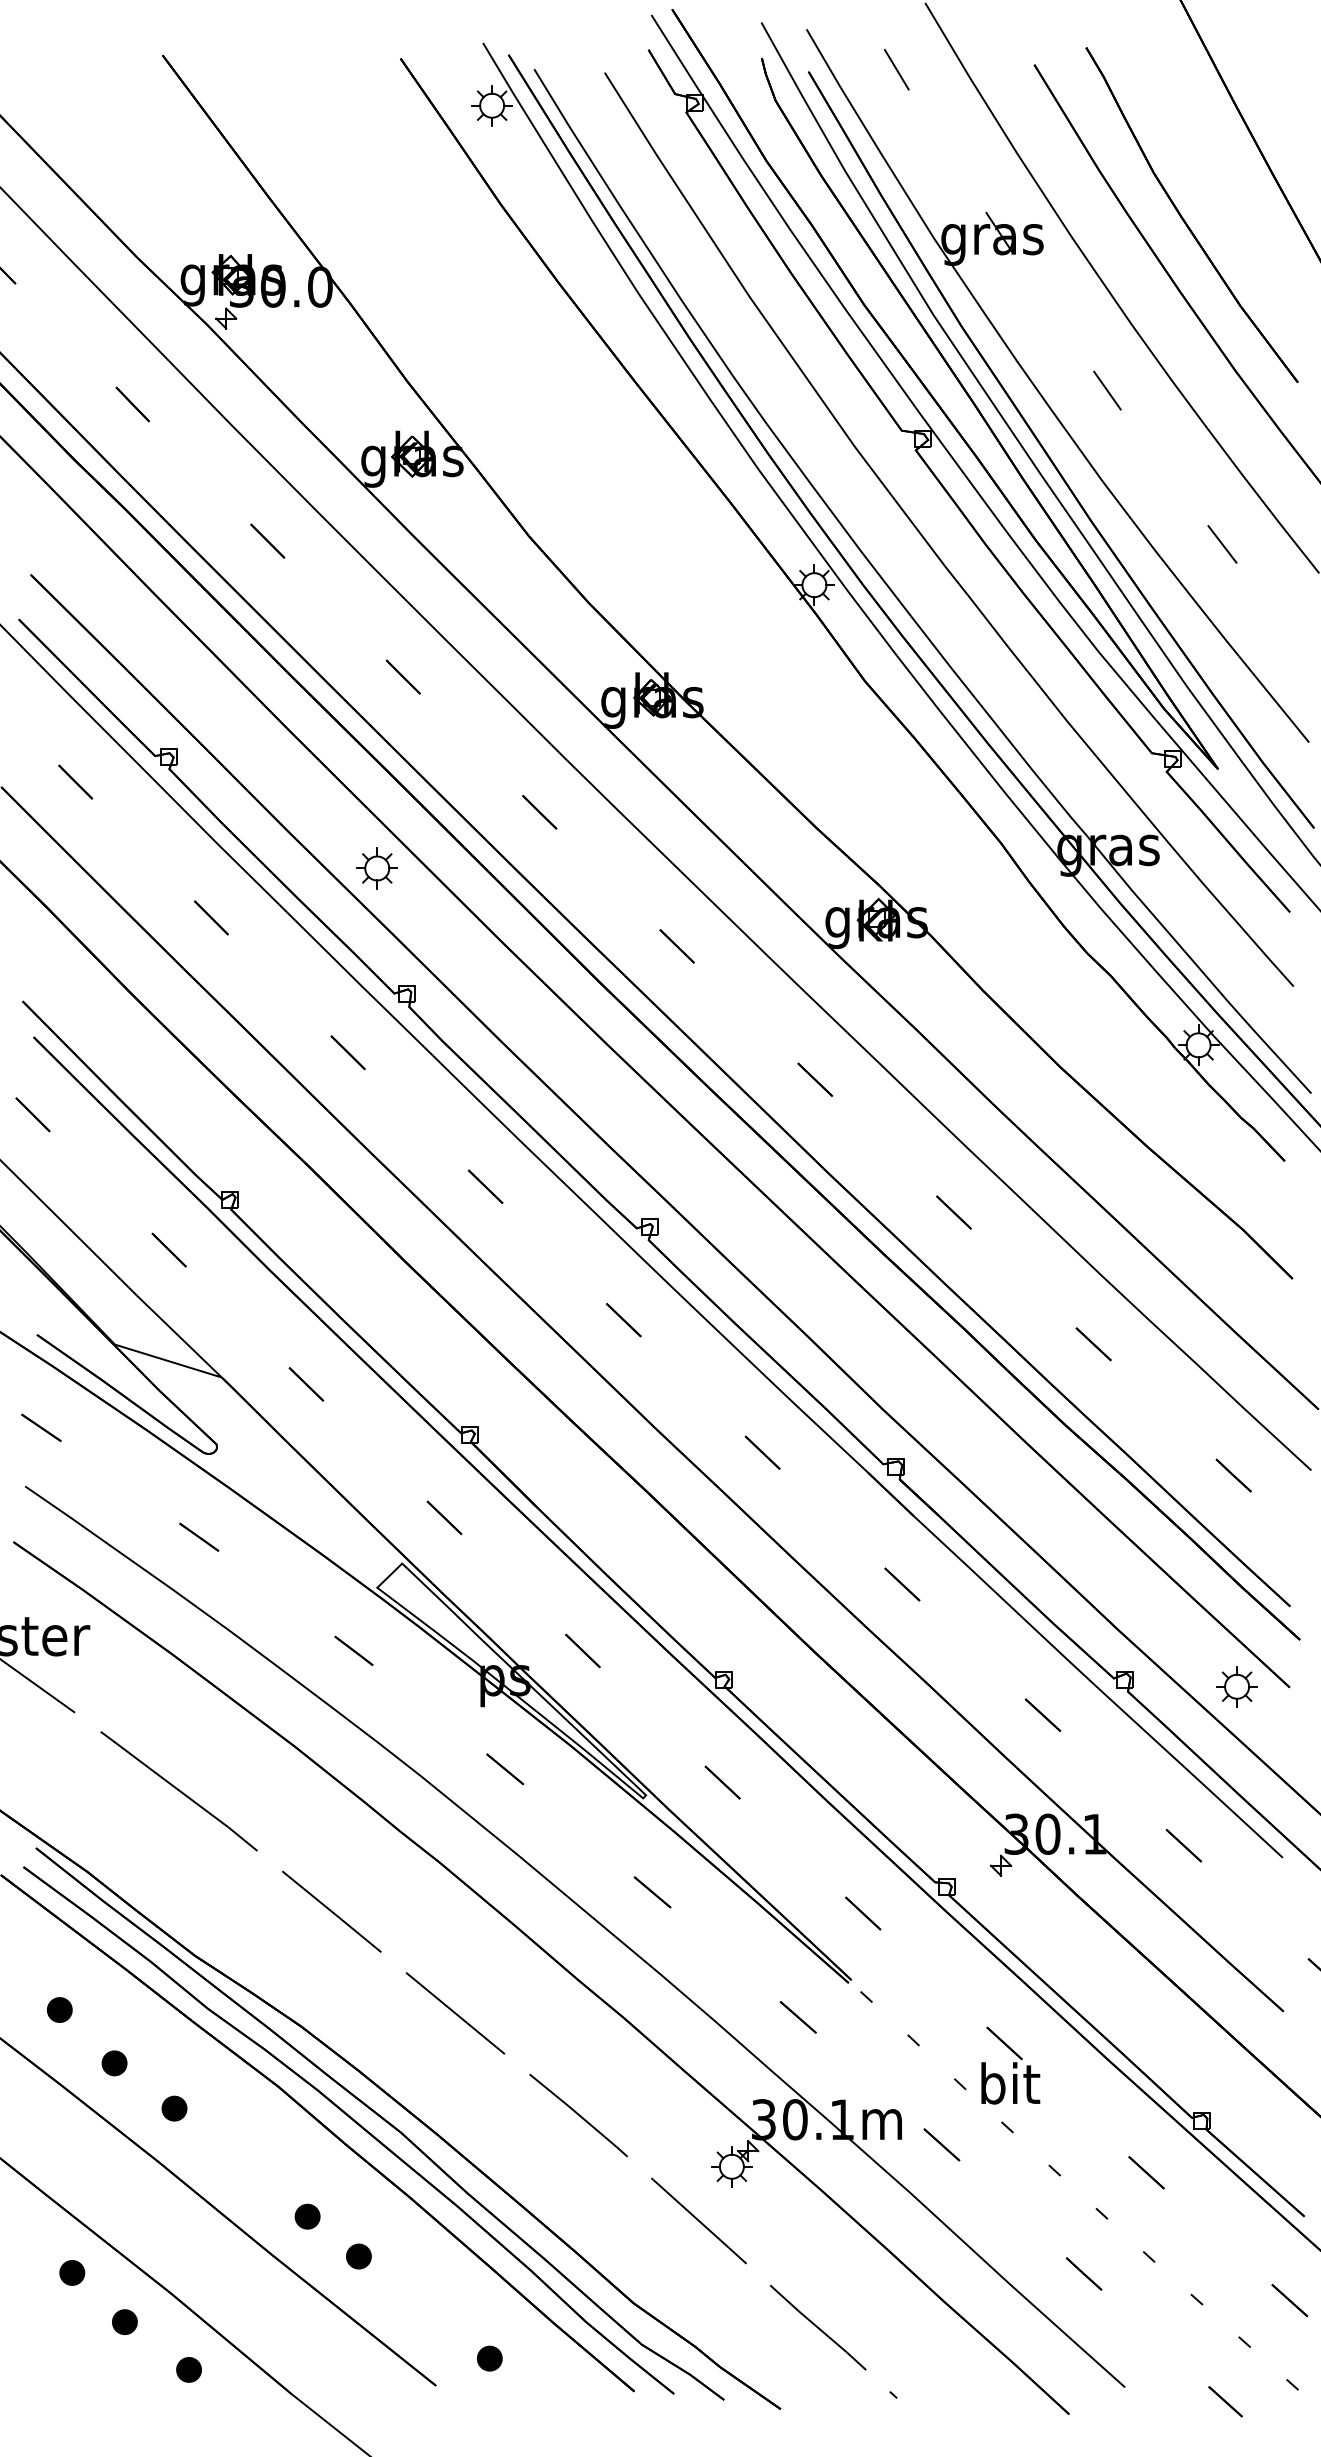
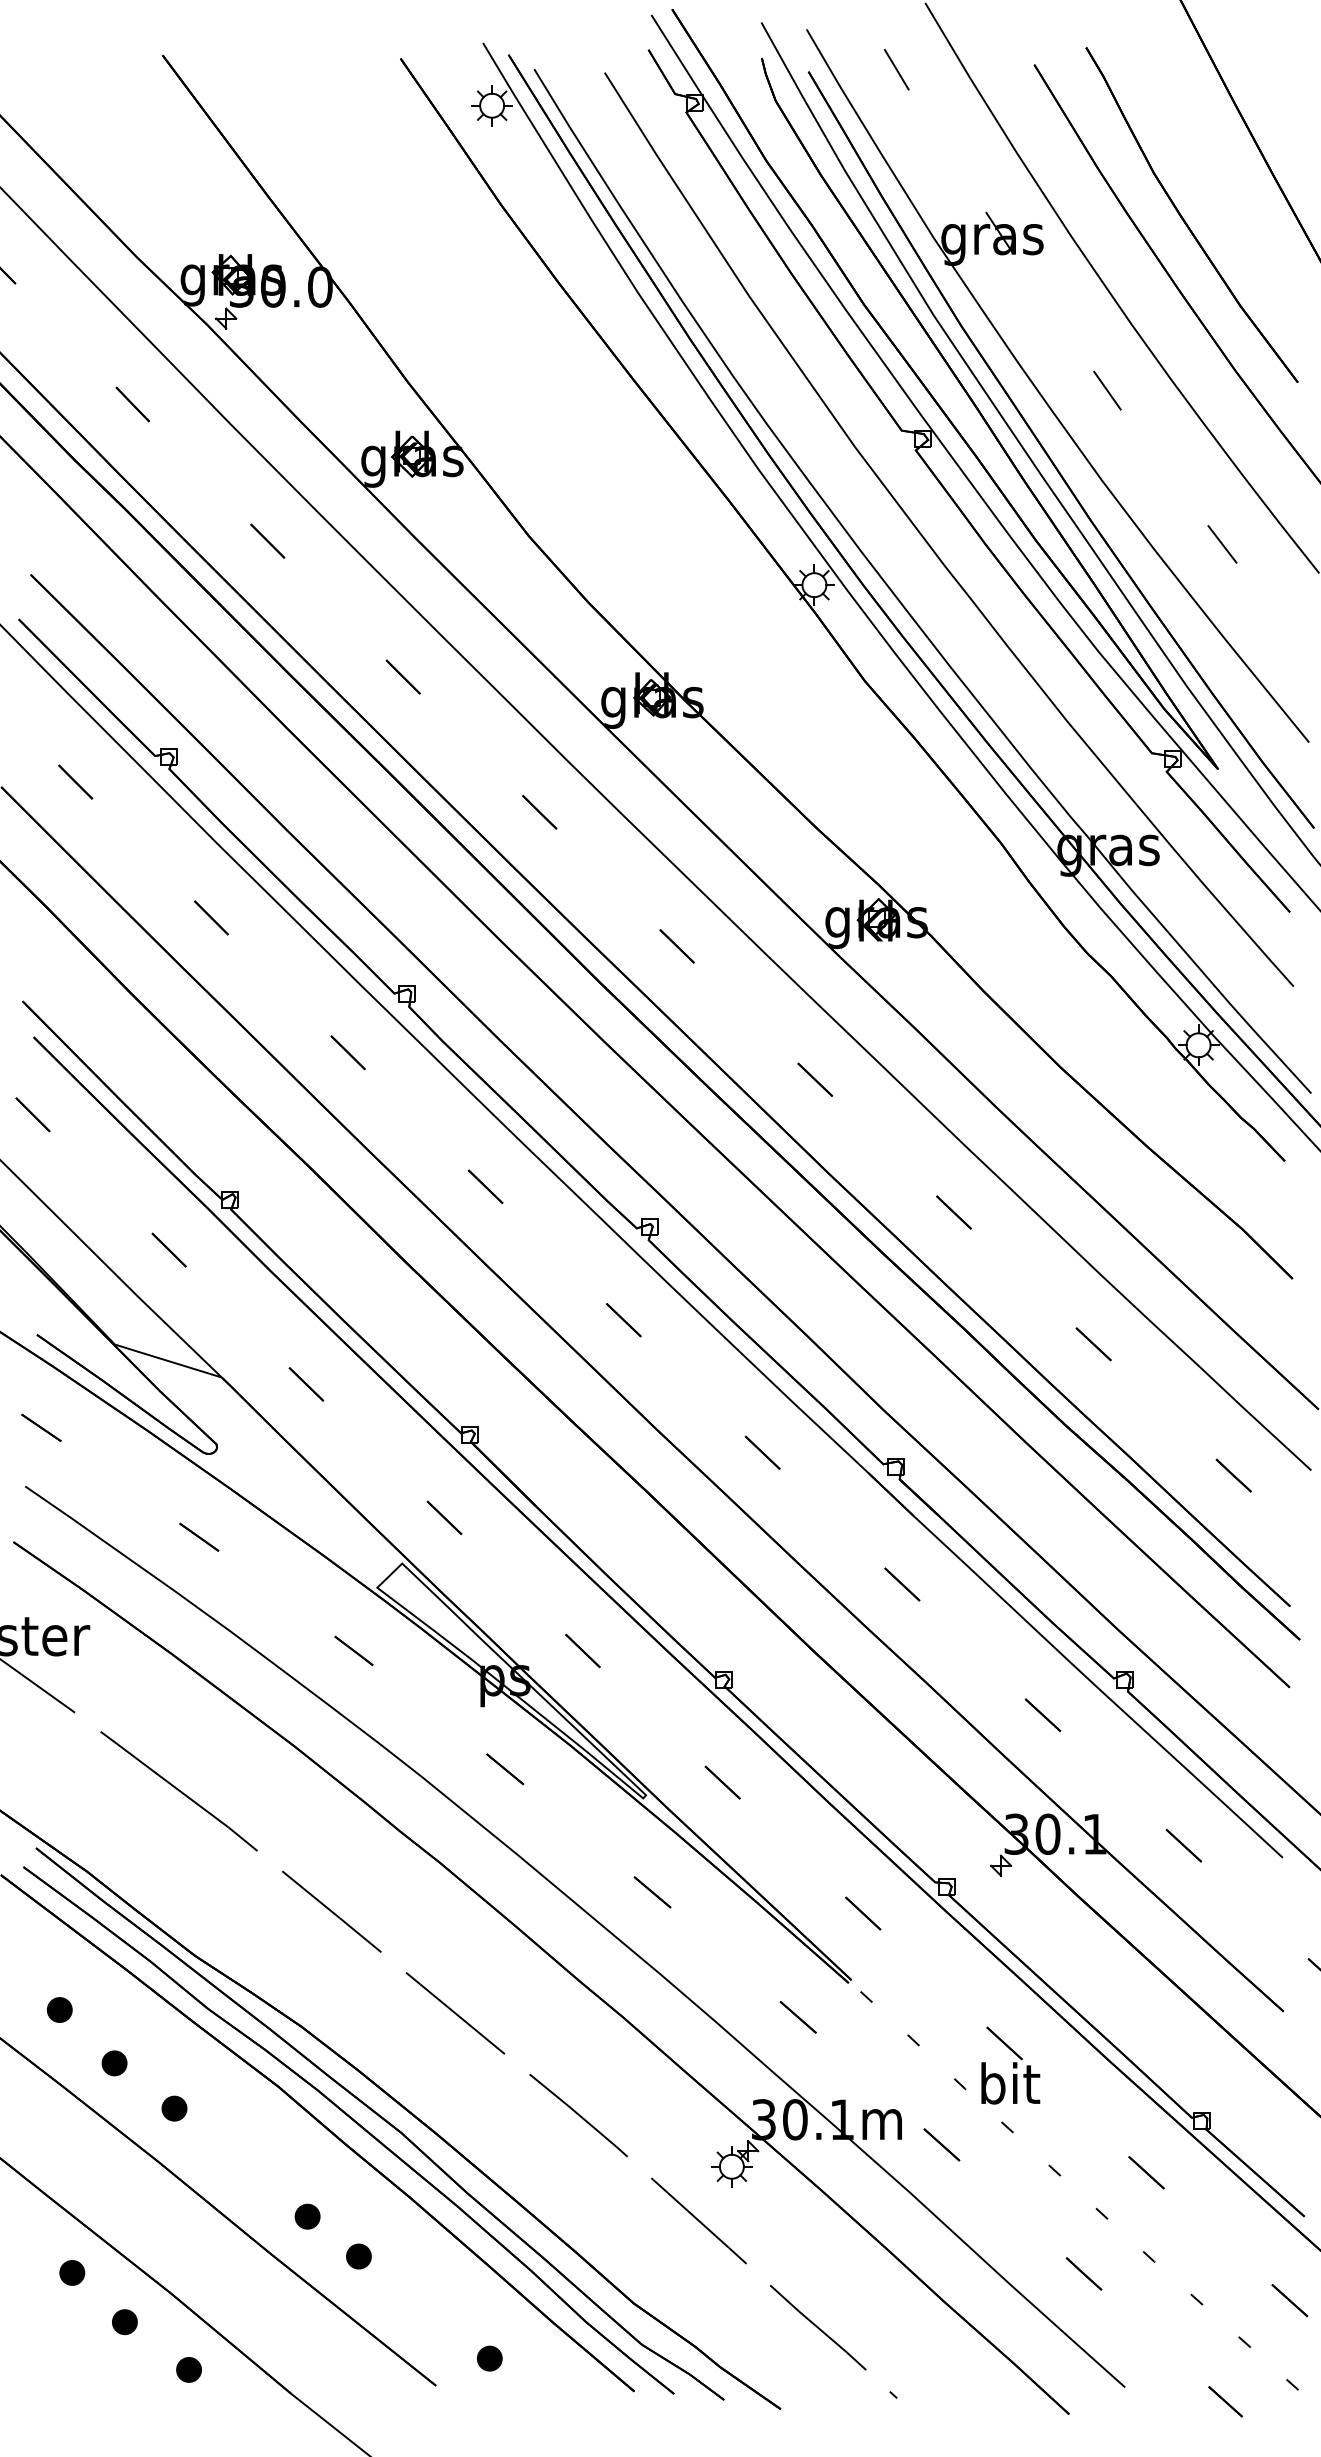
part: present -> none (376, 868)
part: present -> none (1236, 1686)
